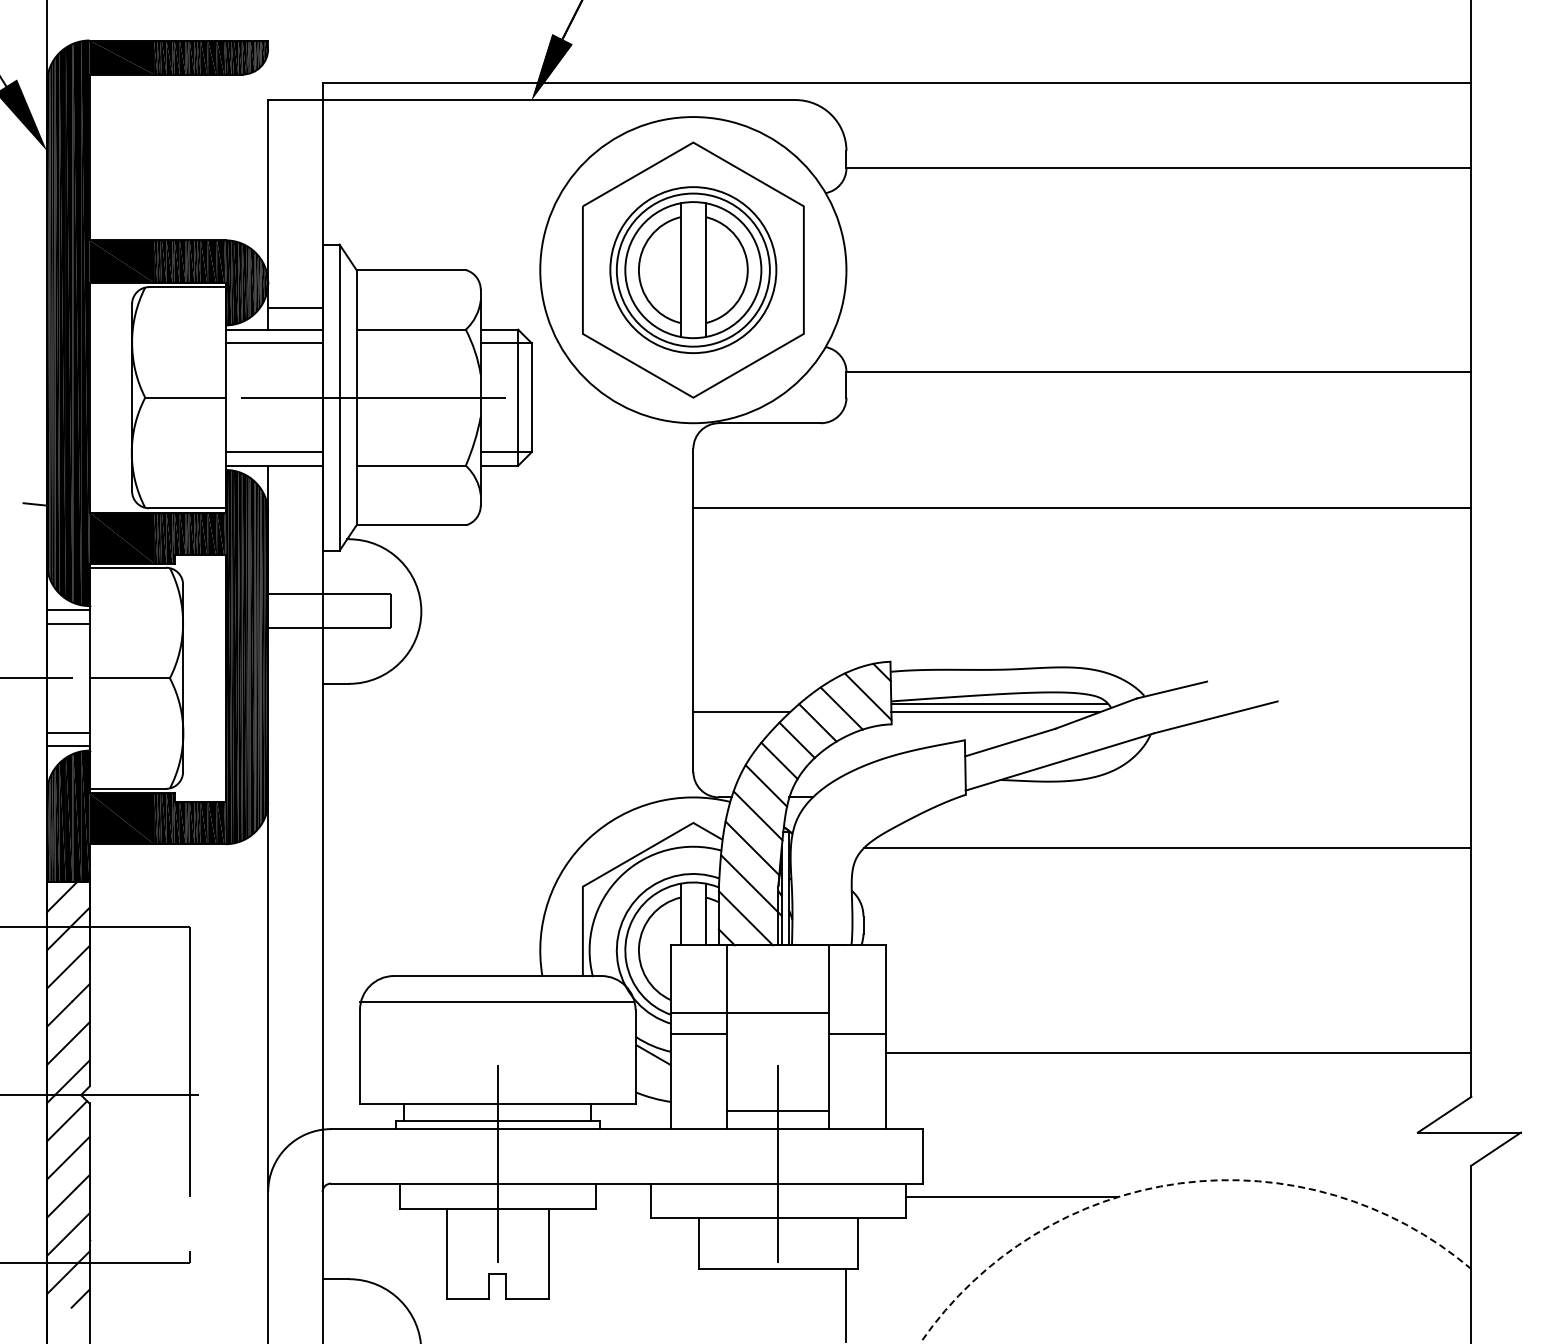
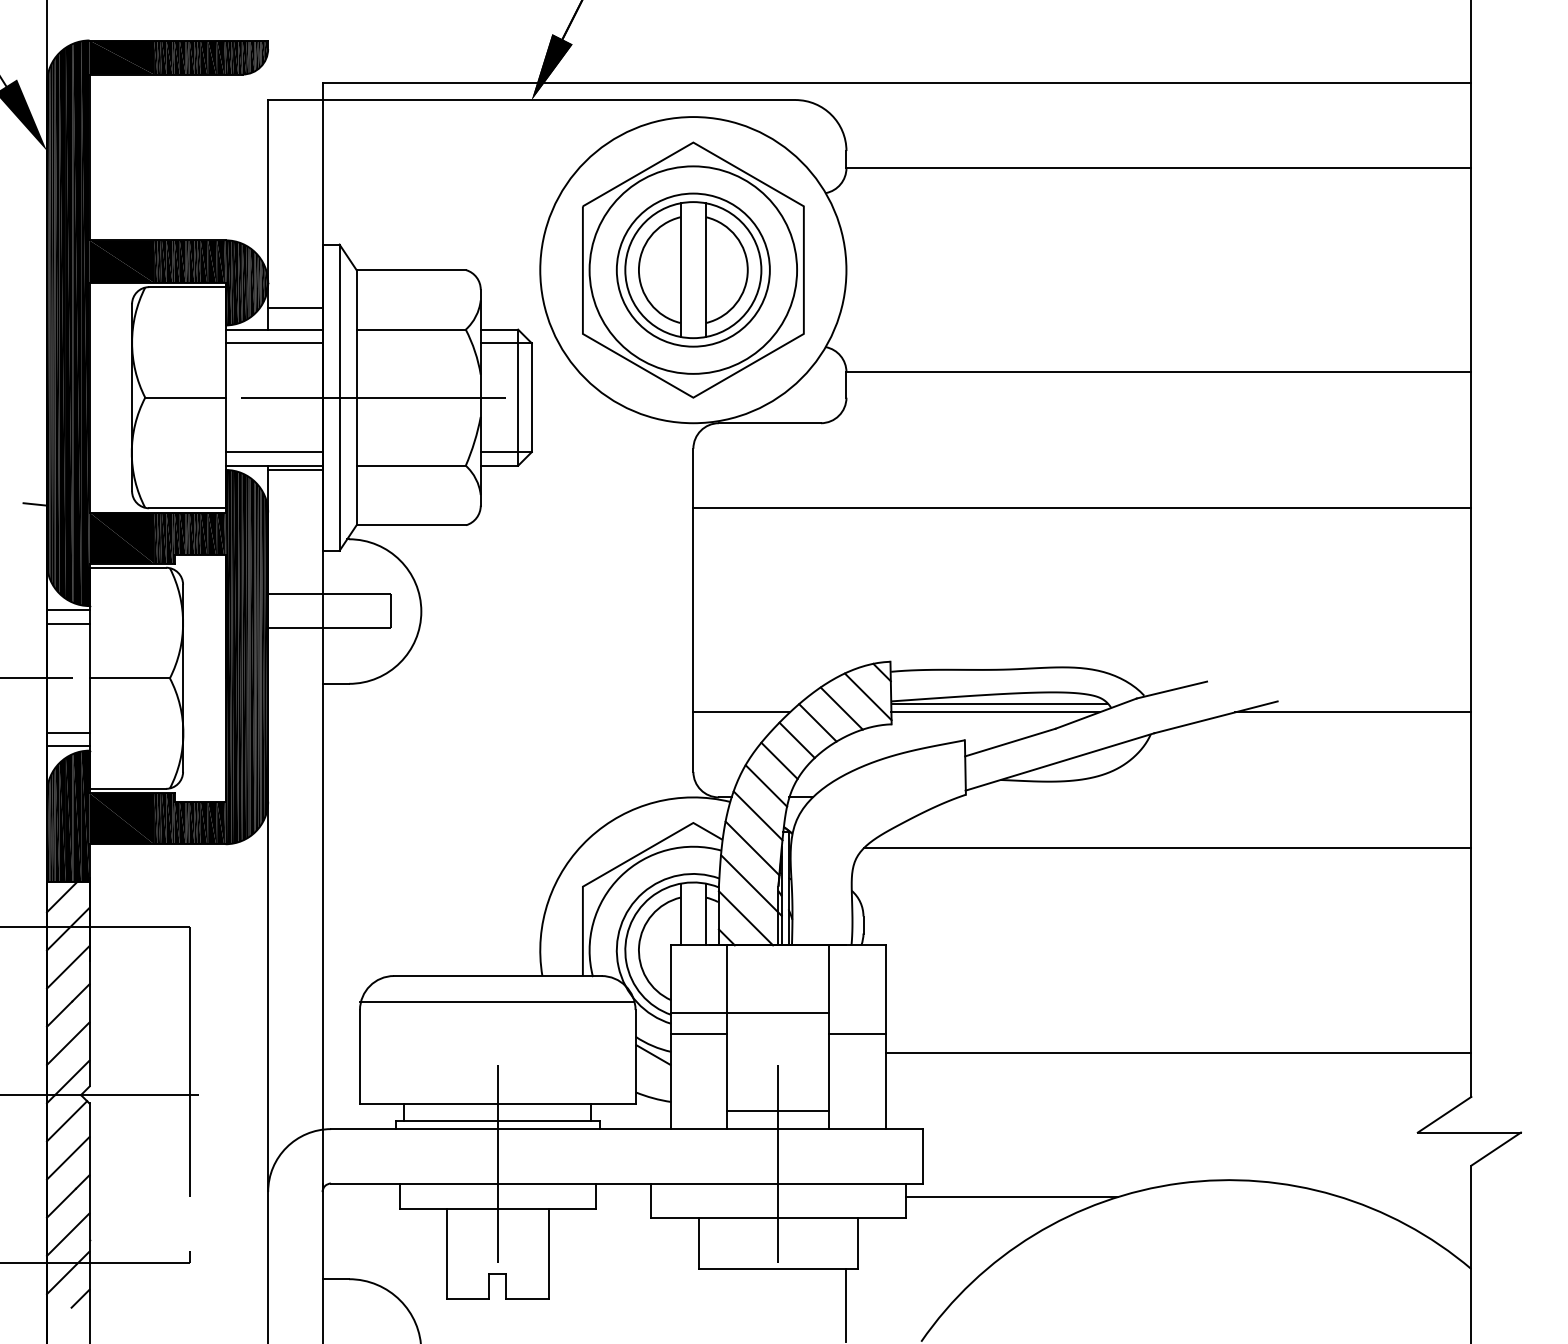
circle diameter: 166 px -> 208 px (693, 269)
line: none -> present (295, 470)
line: none -> present (1353, 712)
arc: dashed -> solid (1180, 1183)
